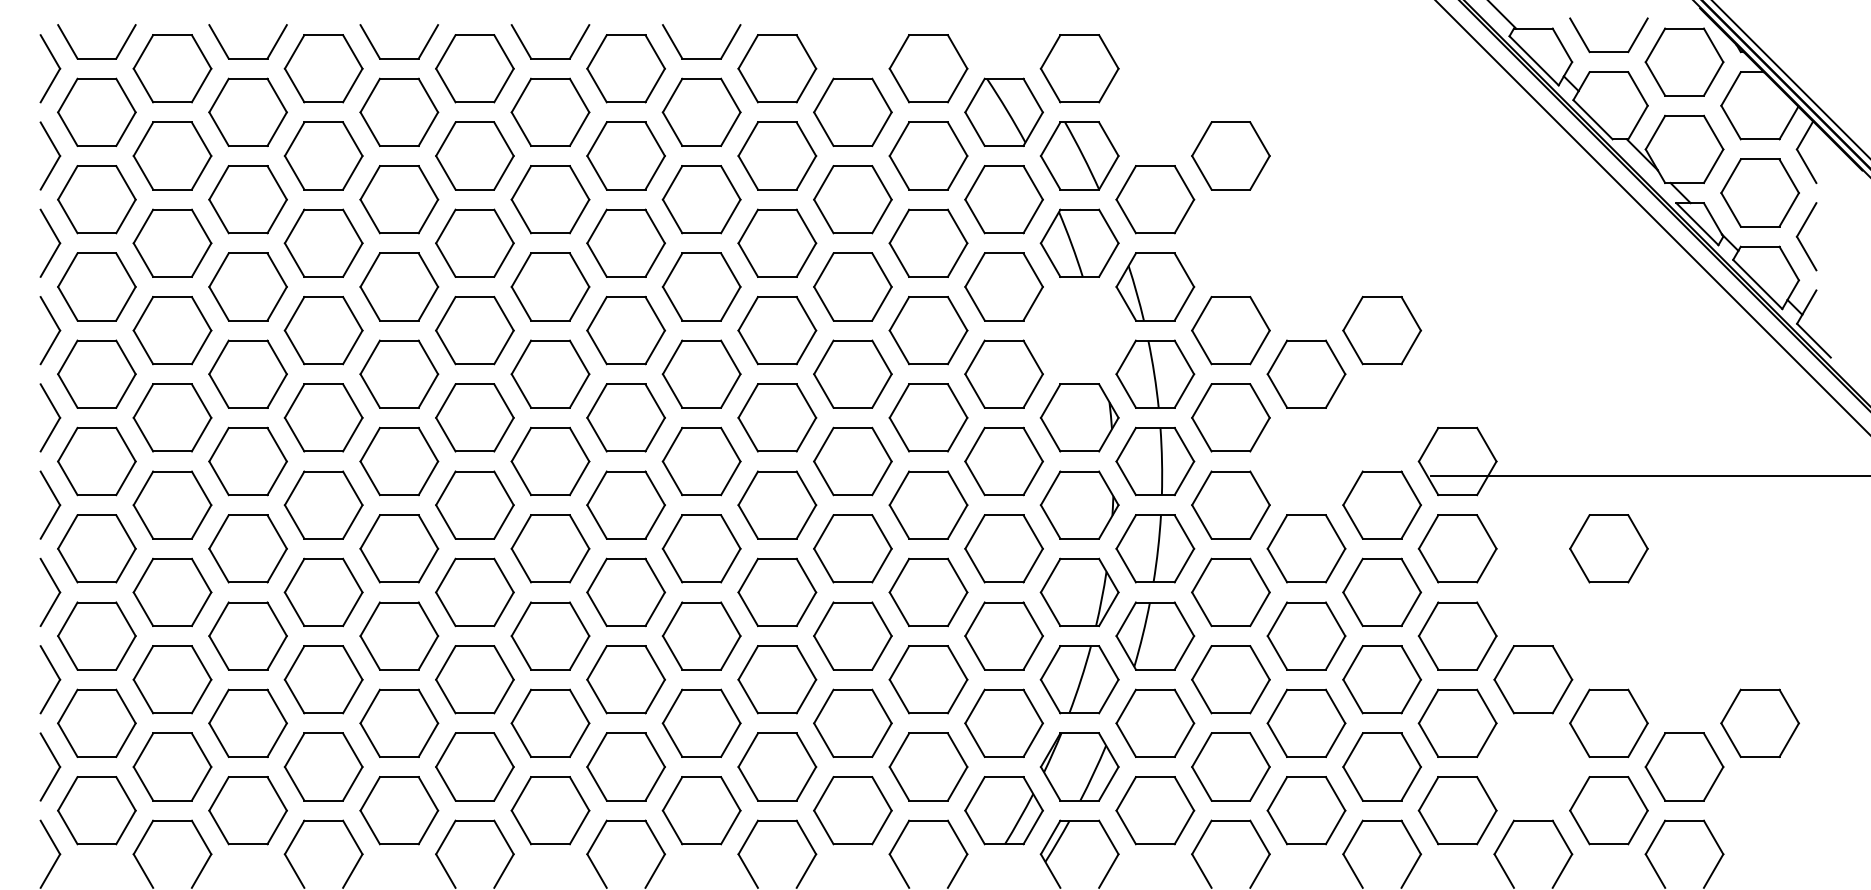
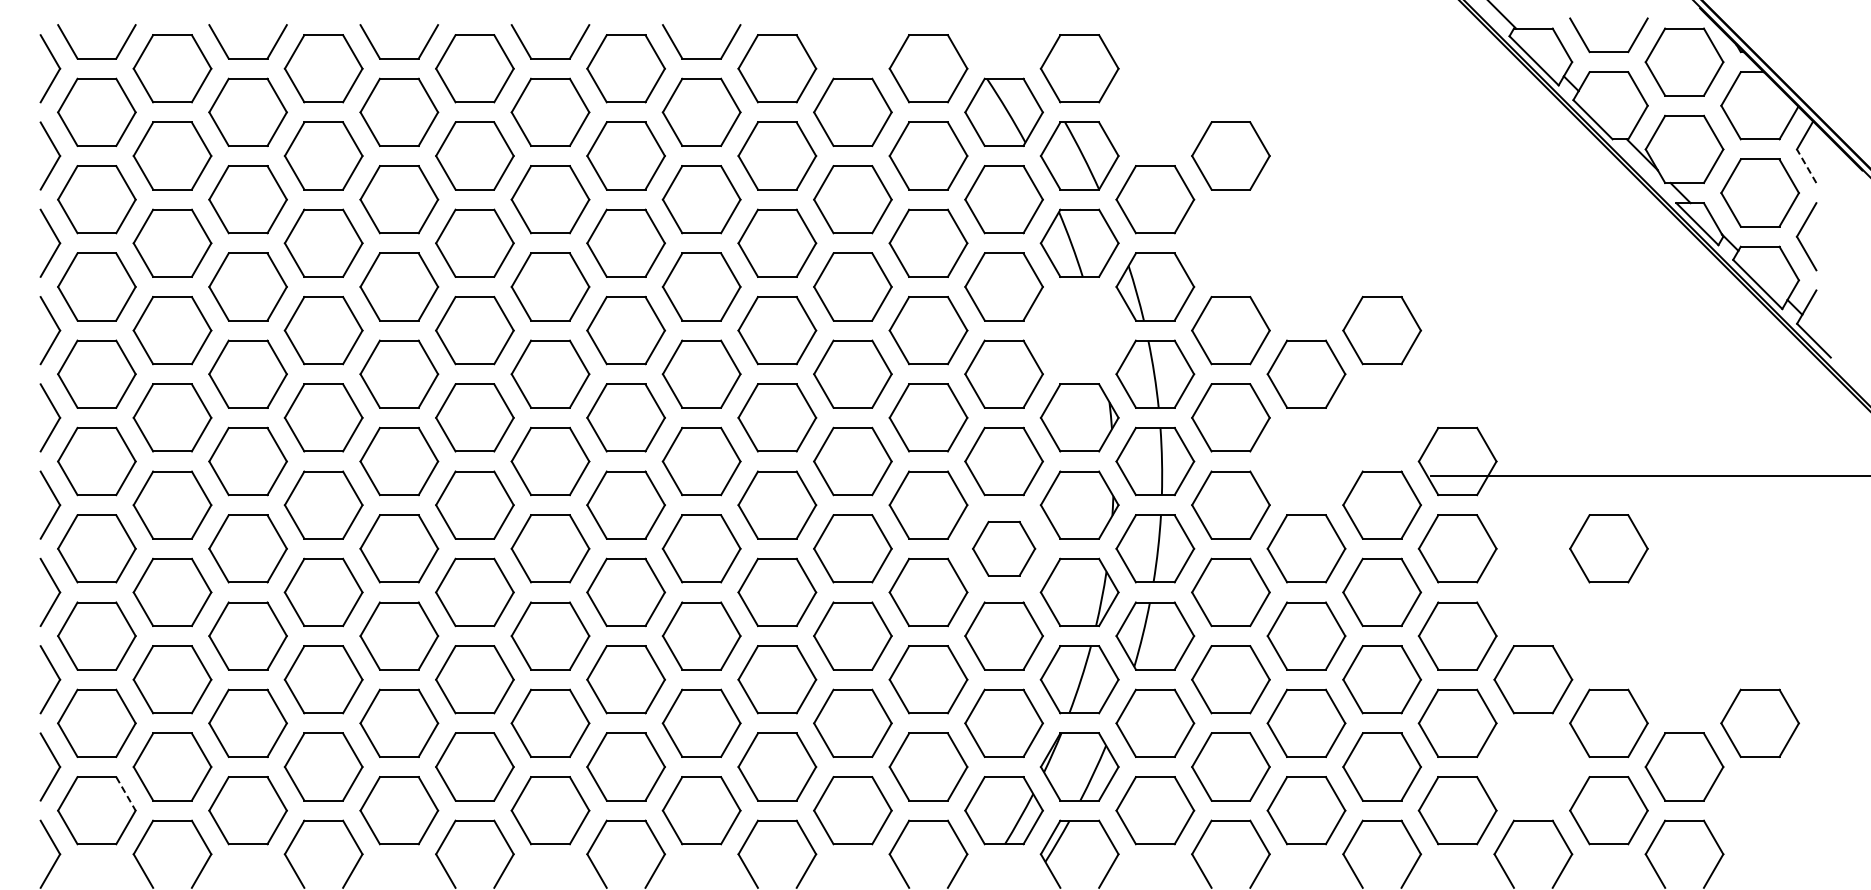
line: present -> none (1790, 78)
line: solid -> dashed (1806, 165)
line: present -> none (1652, 217)
part size: 80x70 px -> 65x57 px (1004, 548)
line: solid -> dashed (126, 794)
